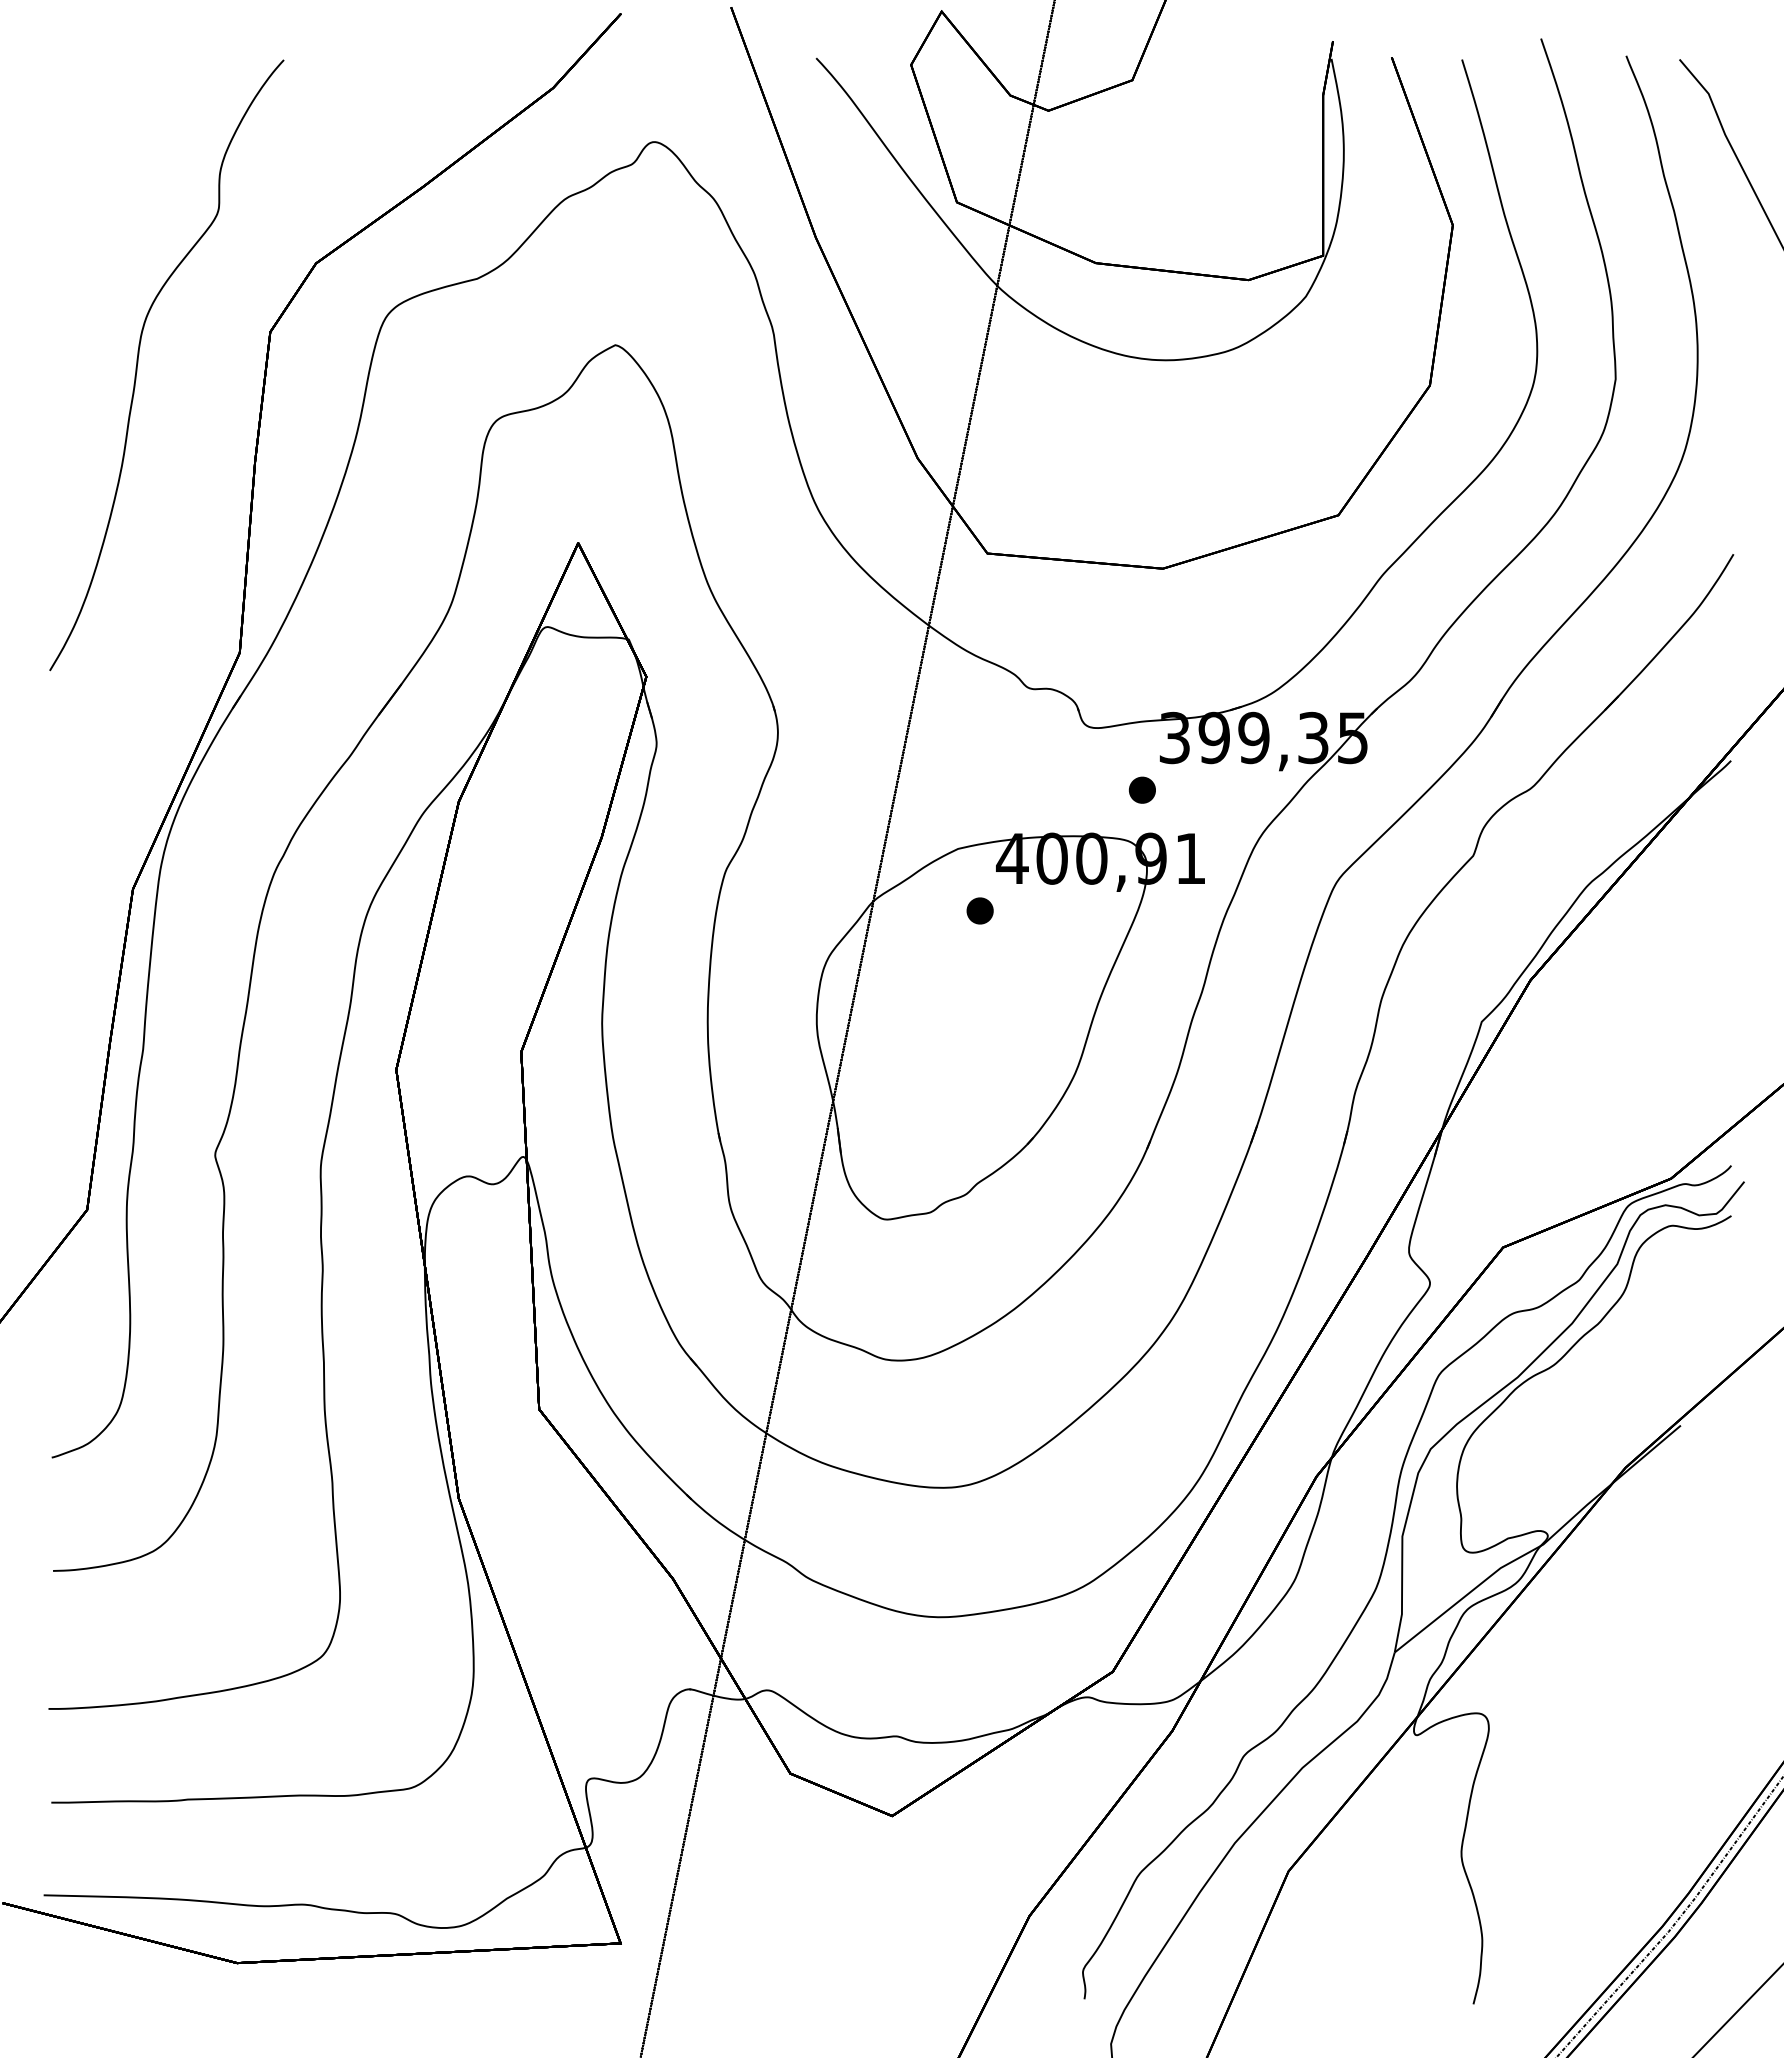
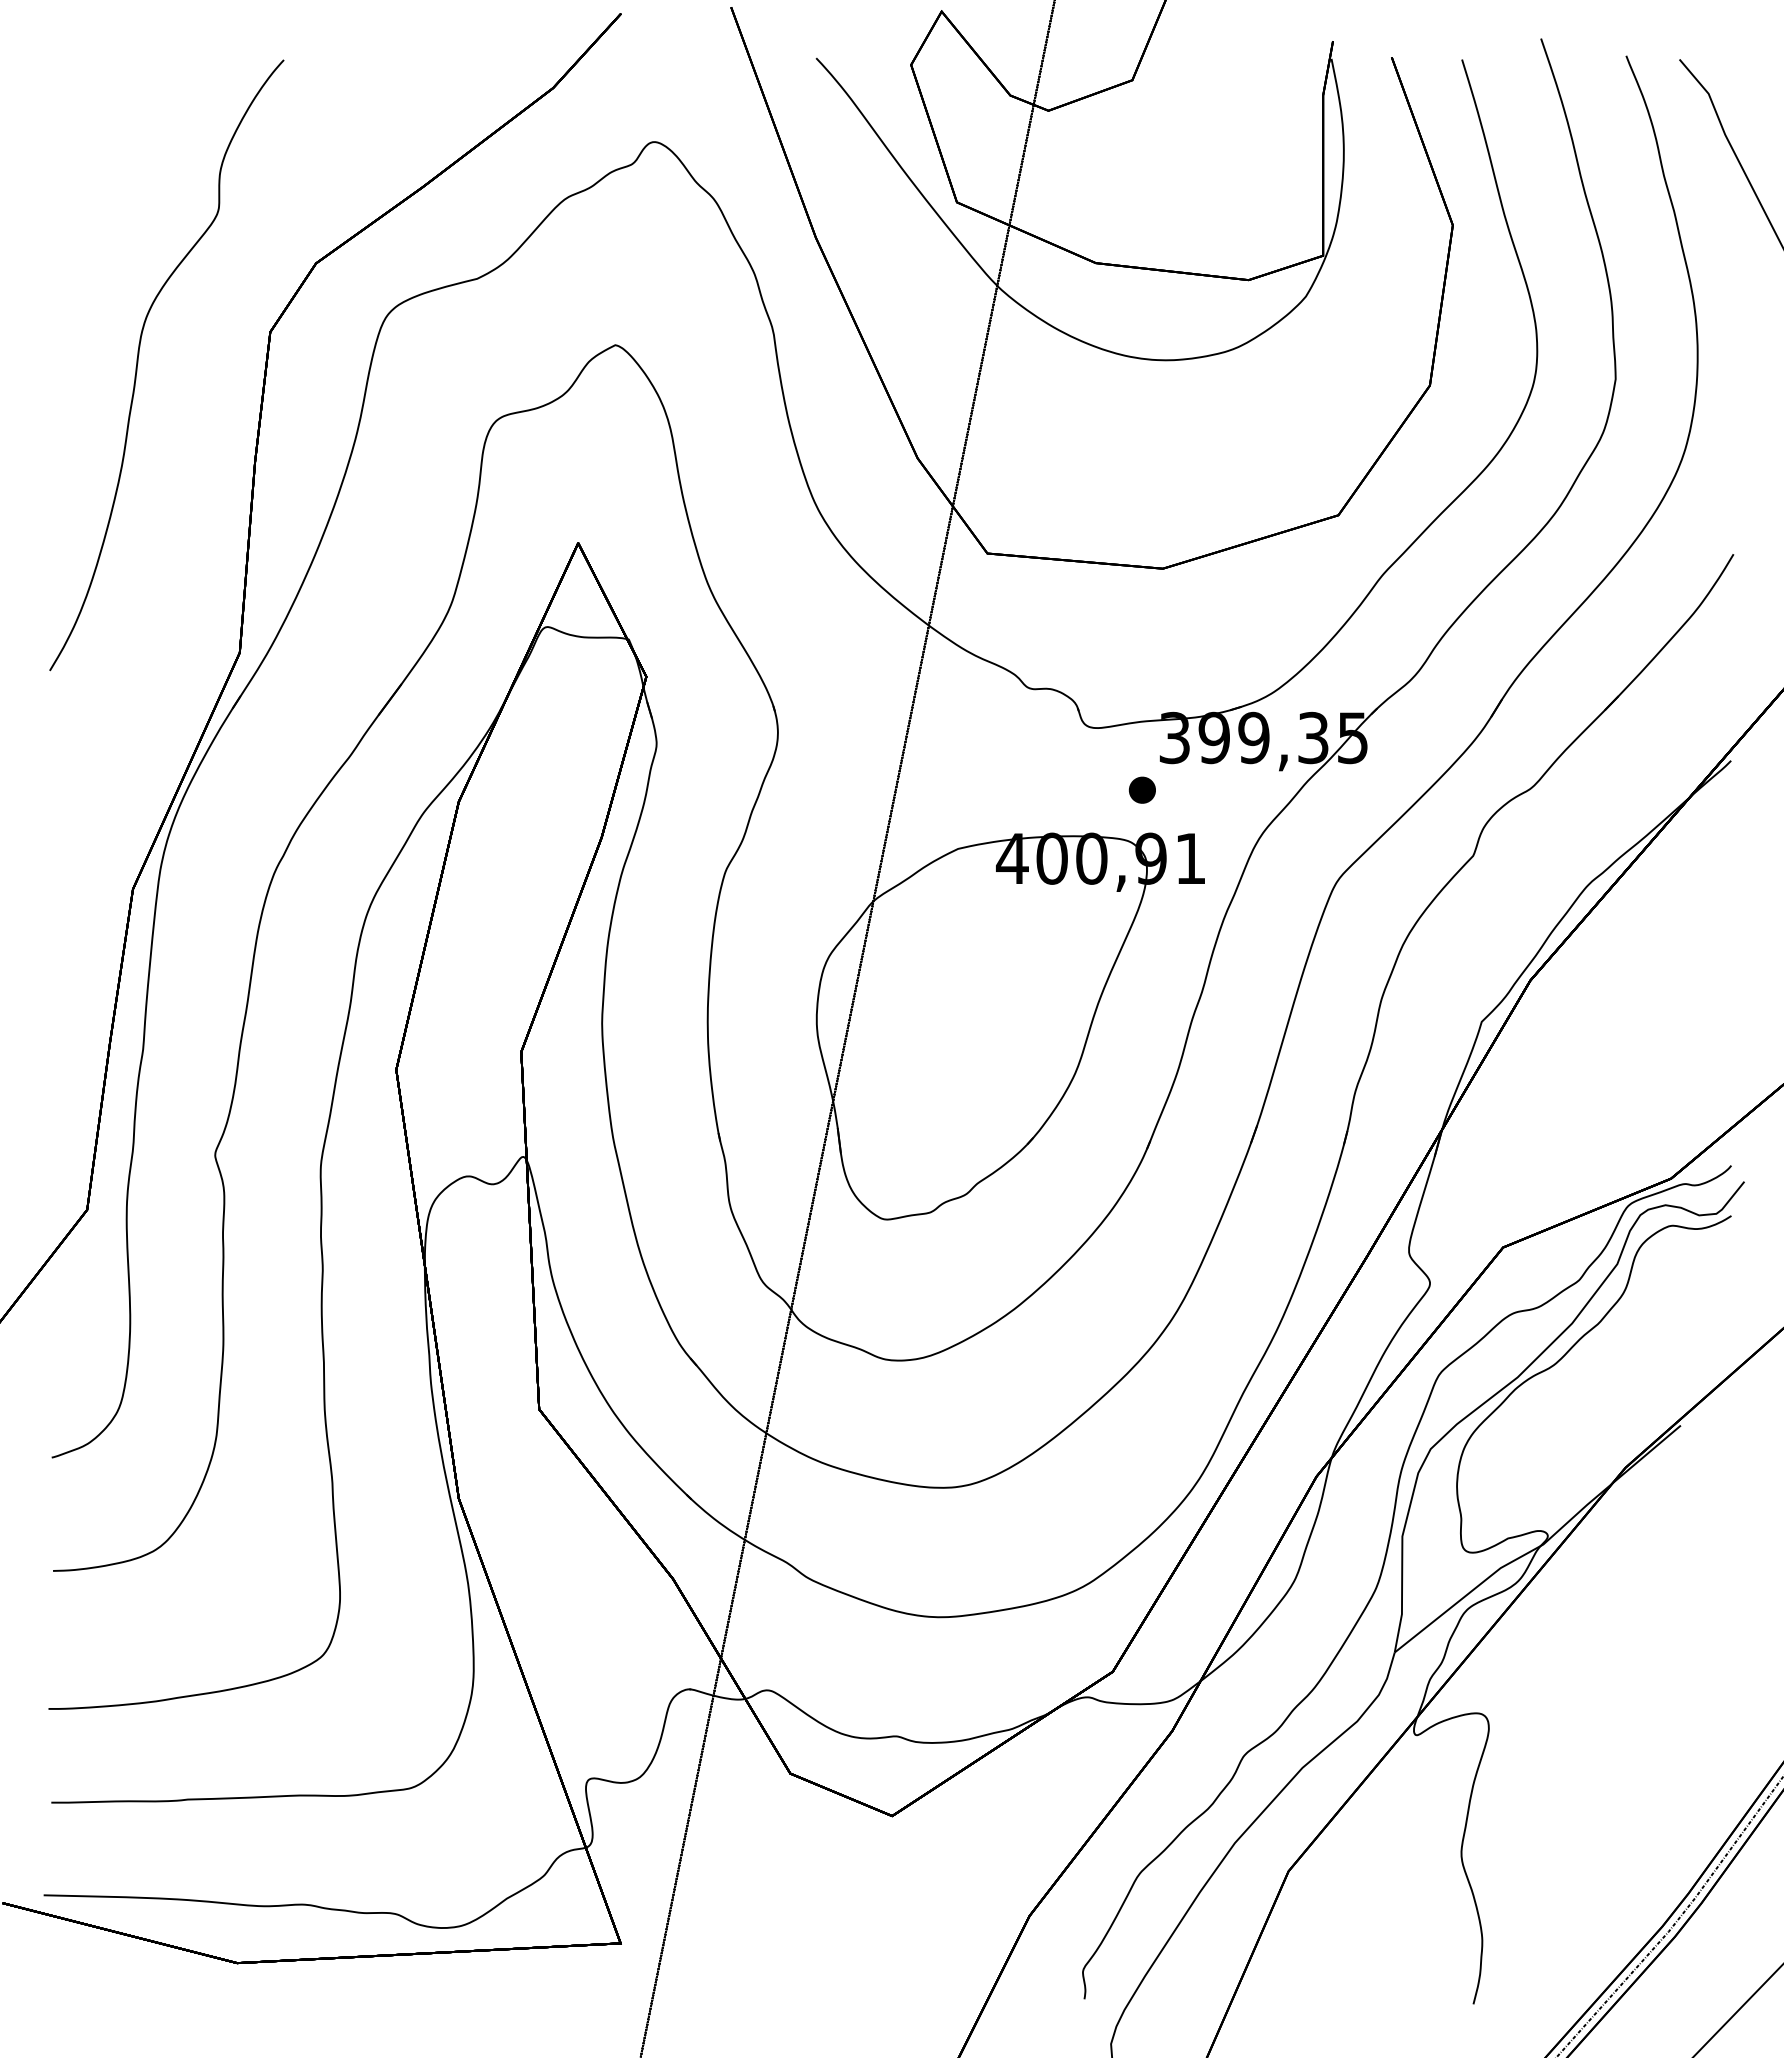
part: present -> none (979, 910)
